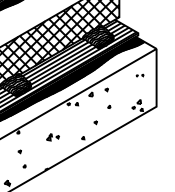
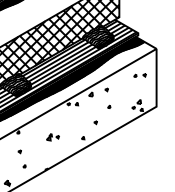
part size: 10x5 px -> 14x5 px (139, 75)
